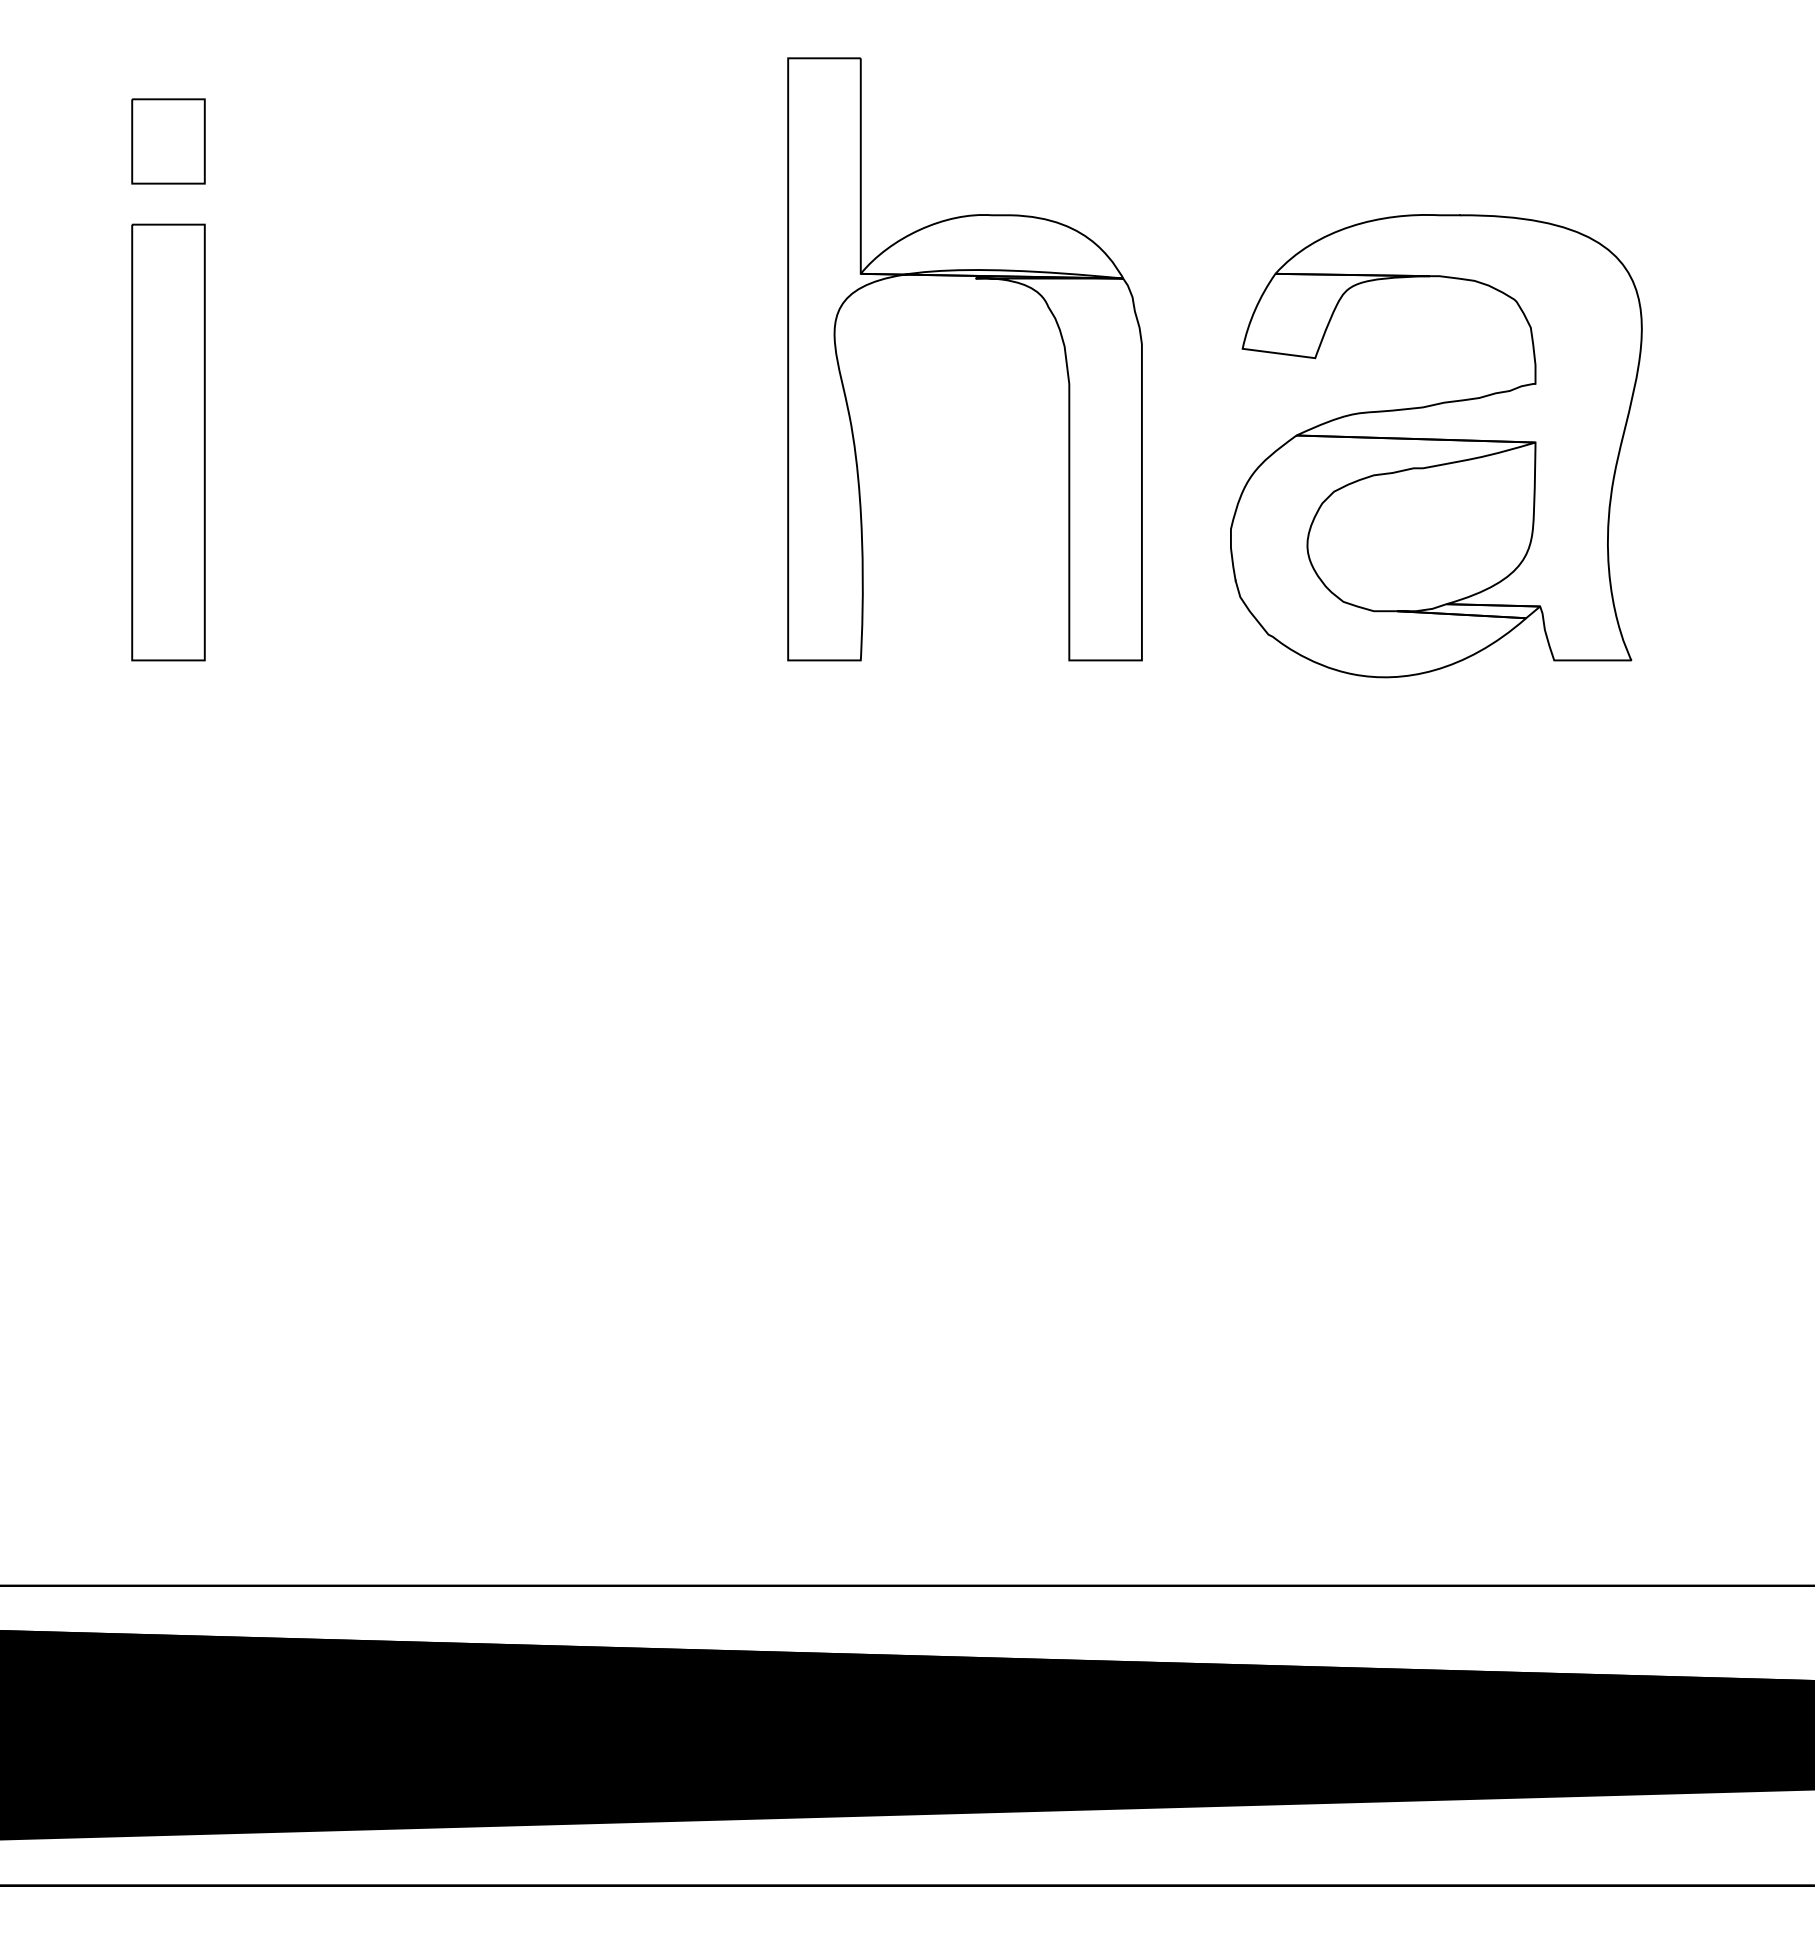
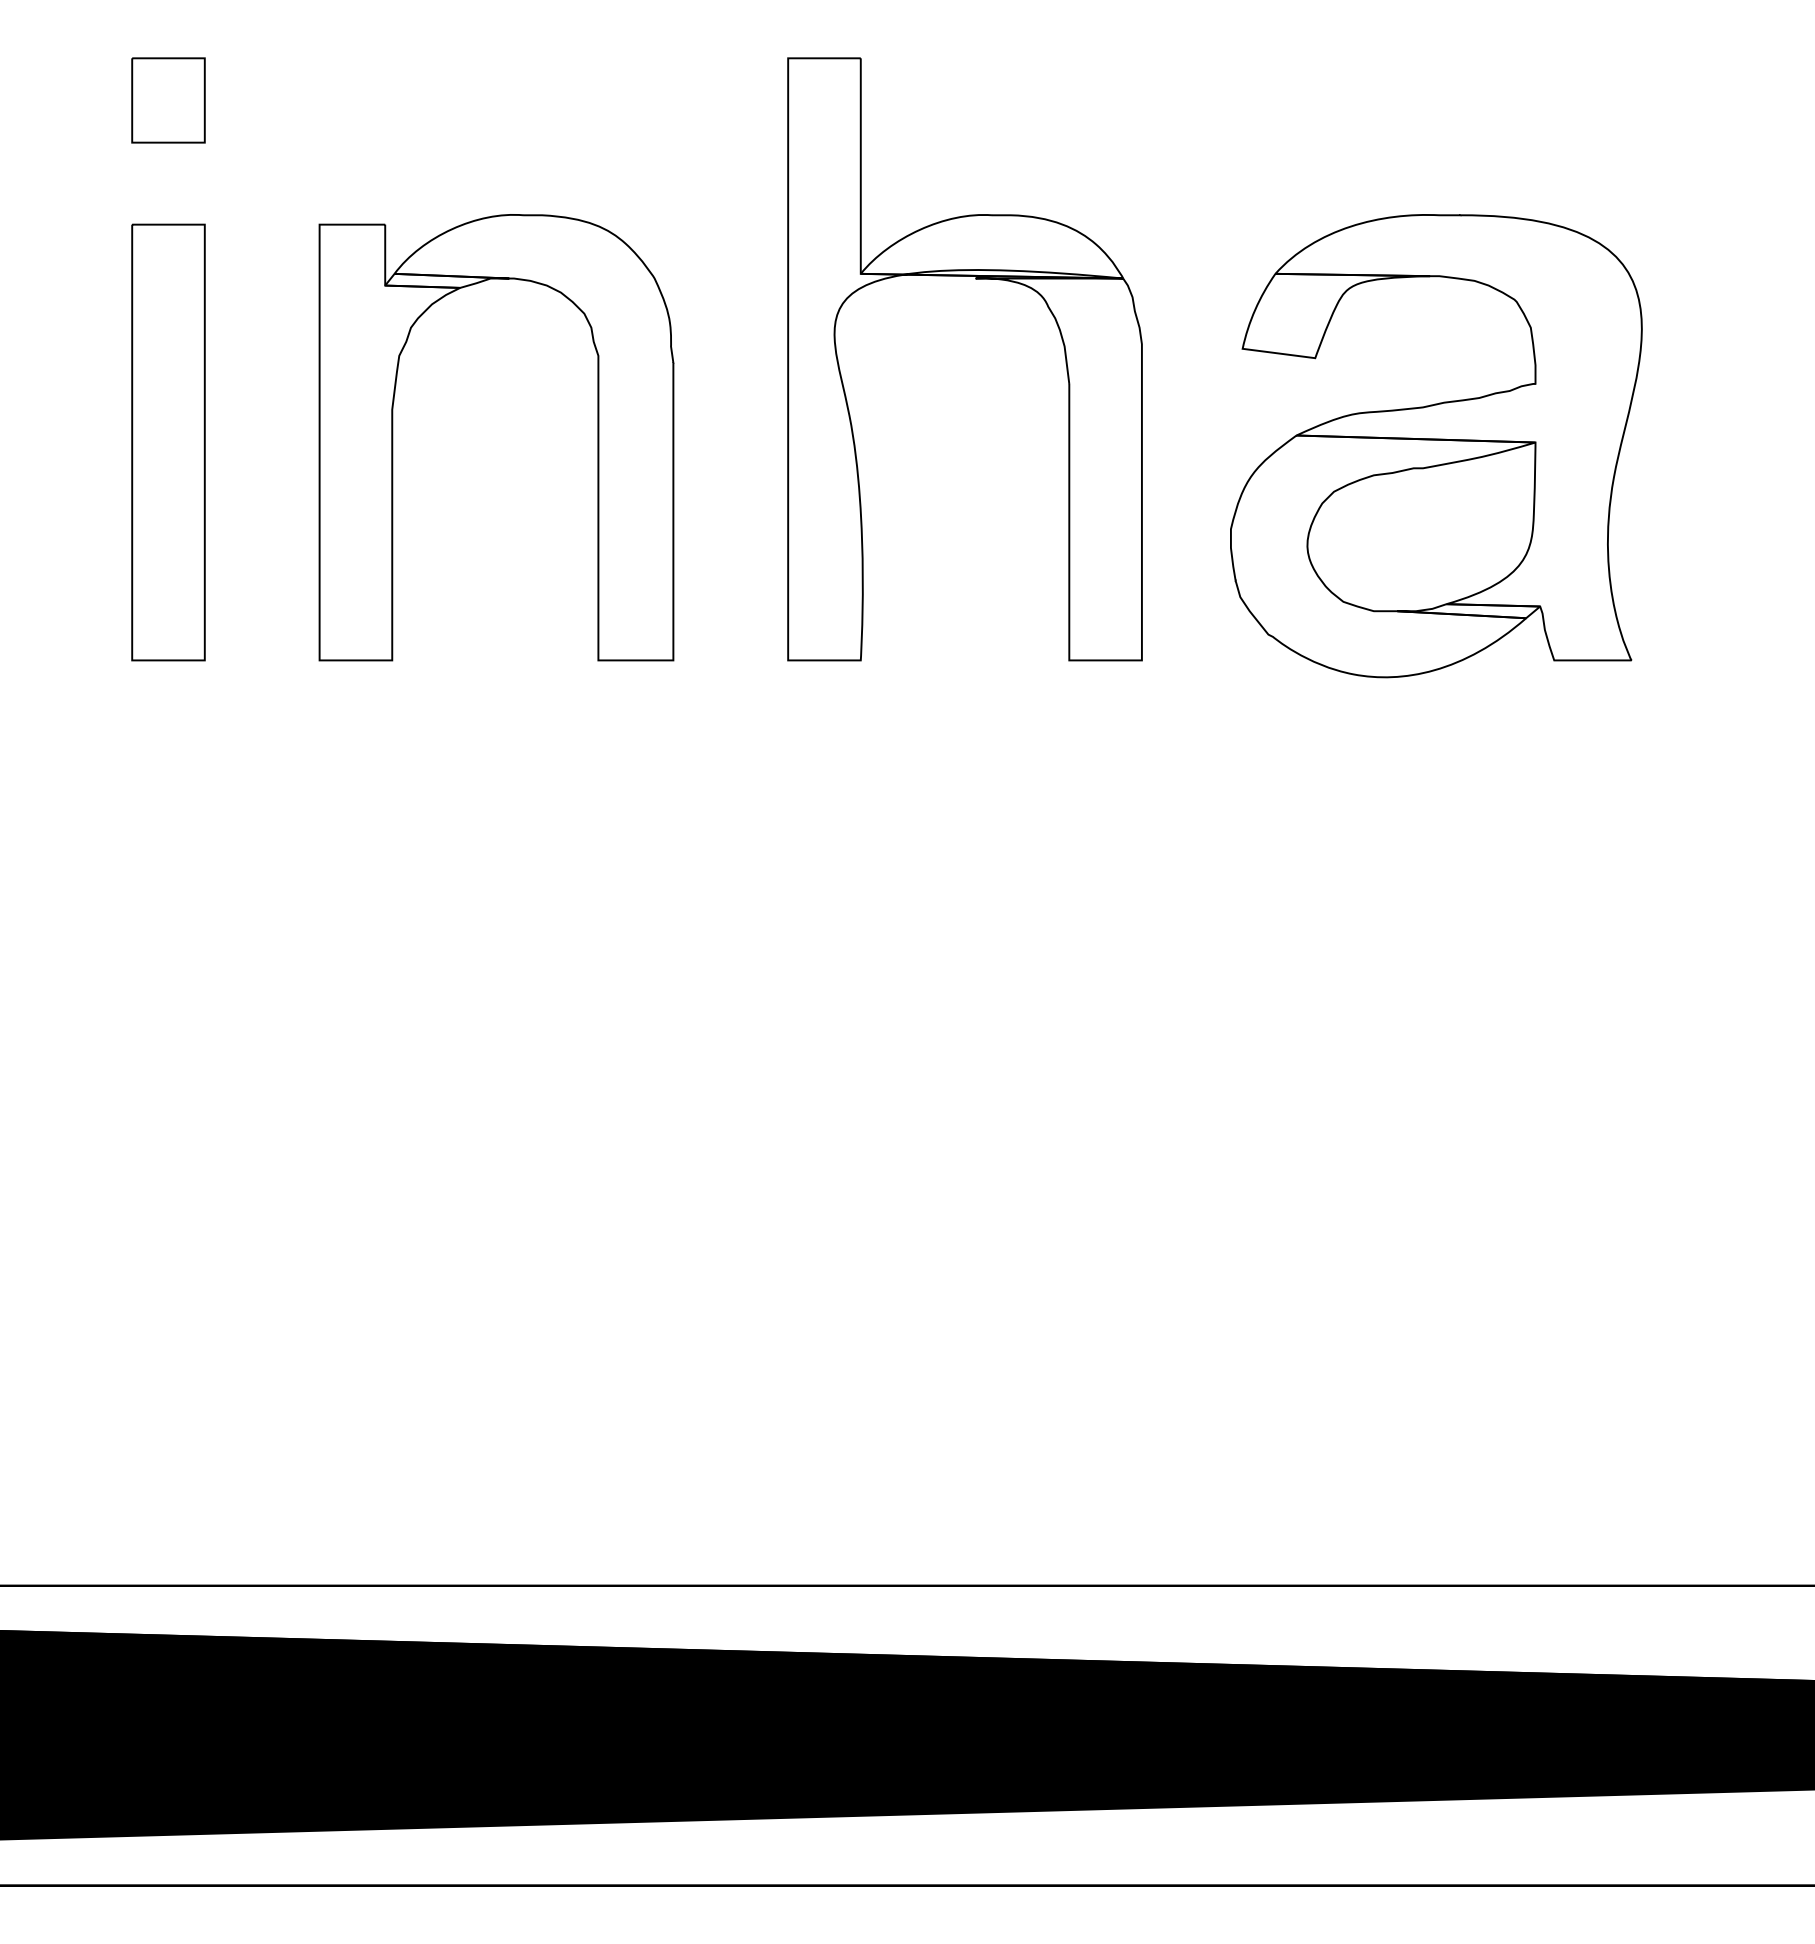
part position: (168, 141) -> (168, 100) (168, 100)
part: none -> present (597, 437)
